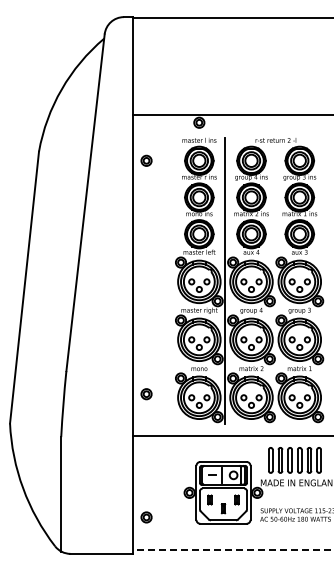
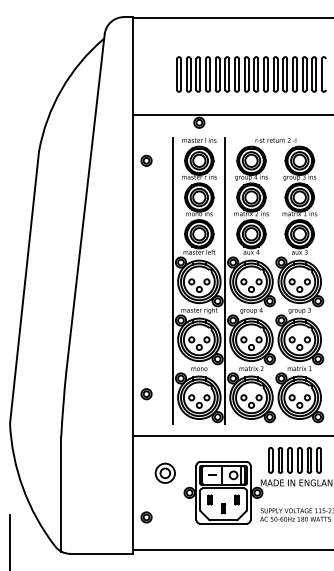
part: none -> present (251, 74)
line: none -> present (173, 281)
part: none -> present (164, 472)
line: none -> present (10, 540)
line: dashed -> solid (232, 550)
